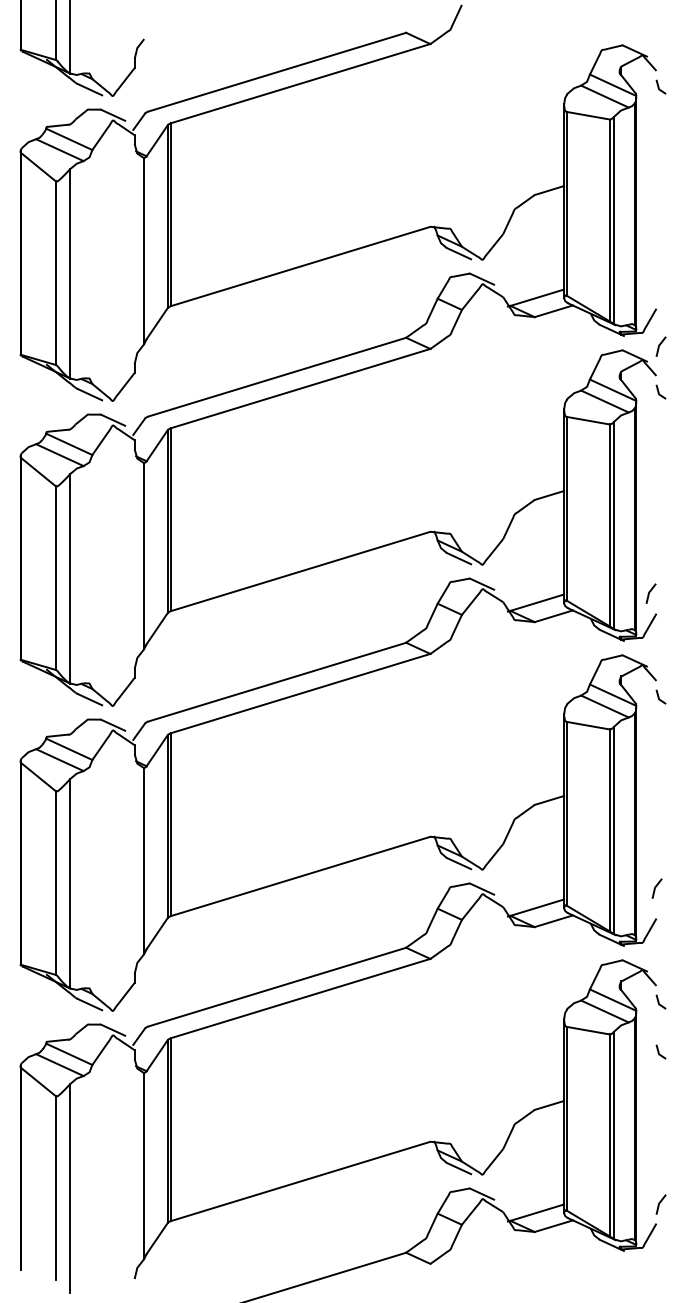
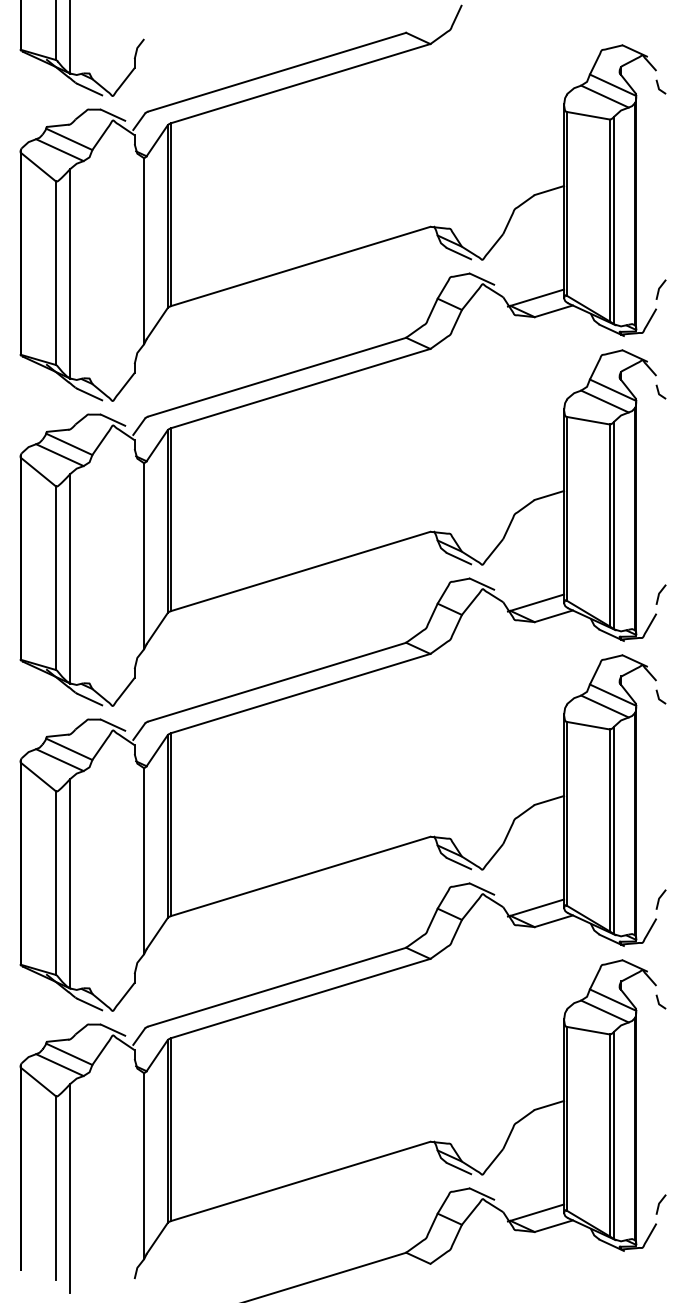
curve position: (660, 345) -> (660, 288) (660, 288)
curve position: (650, 592) -> (660, 593) (660, 593)
curve position: (656, 887) -> (660, 898) (660, 898)
curve: present -> none (659, 1051)
